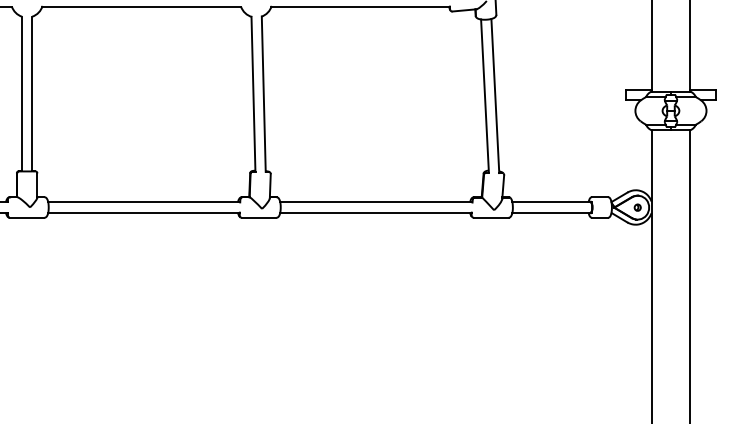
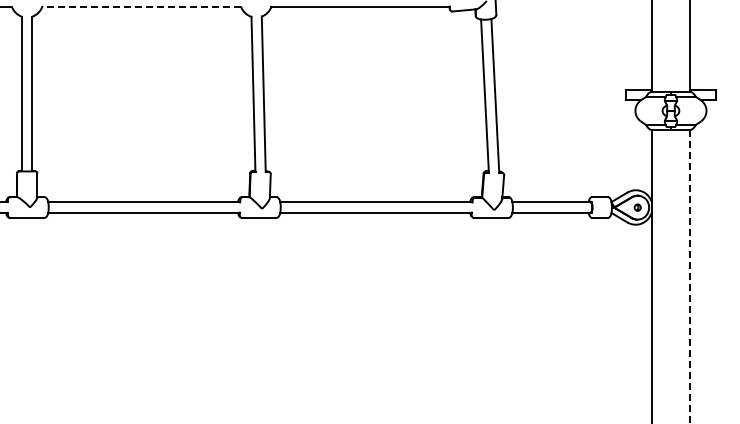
line: solid -> dashed (141, 6)
line: solid -> dashed (690, 277)
